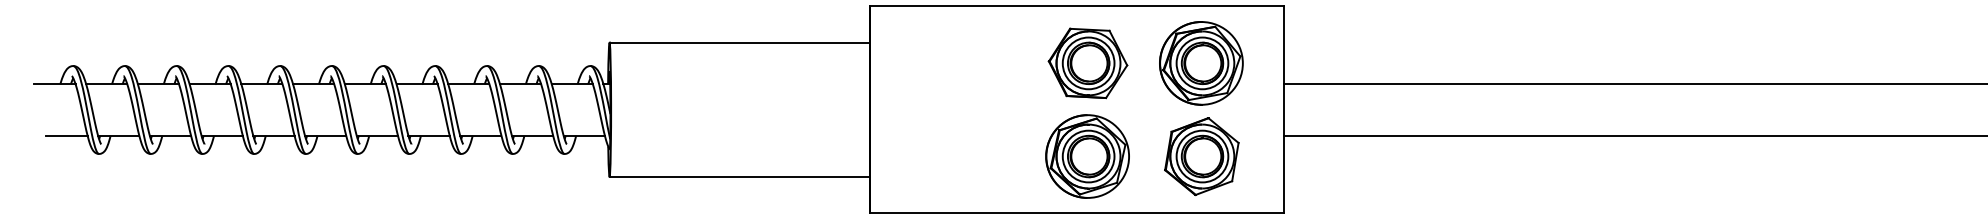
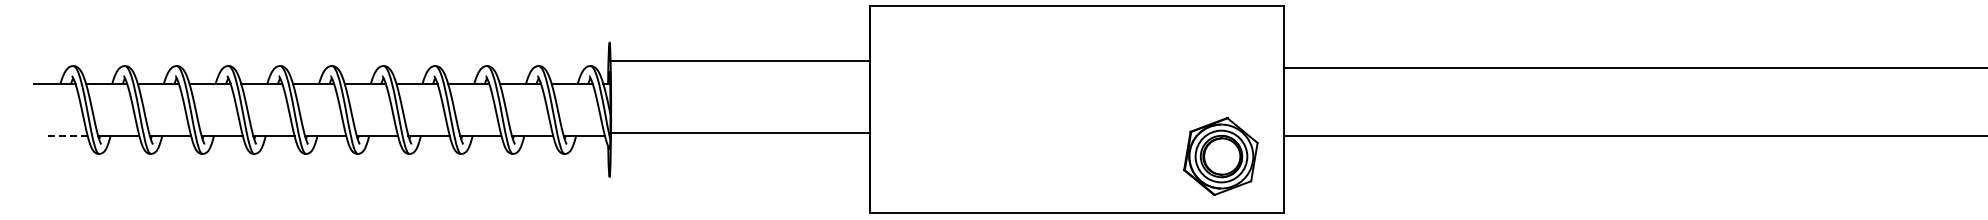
line position: (739, 42) -> (739, 60) (739, 60)
part: present -> none (1087, 63)
part: present -> none (1201, 63)
line position: (1634, 84) -> (1634, 68) (1634, 68)
line: solid -> dashed (67, 135)
part: present -> none (1087, 156)
part position: (1201, 156) -> (1220, 156) (1220, 156)
line position: (739, 177) -> (739, 133) (739, 133)
